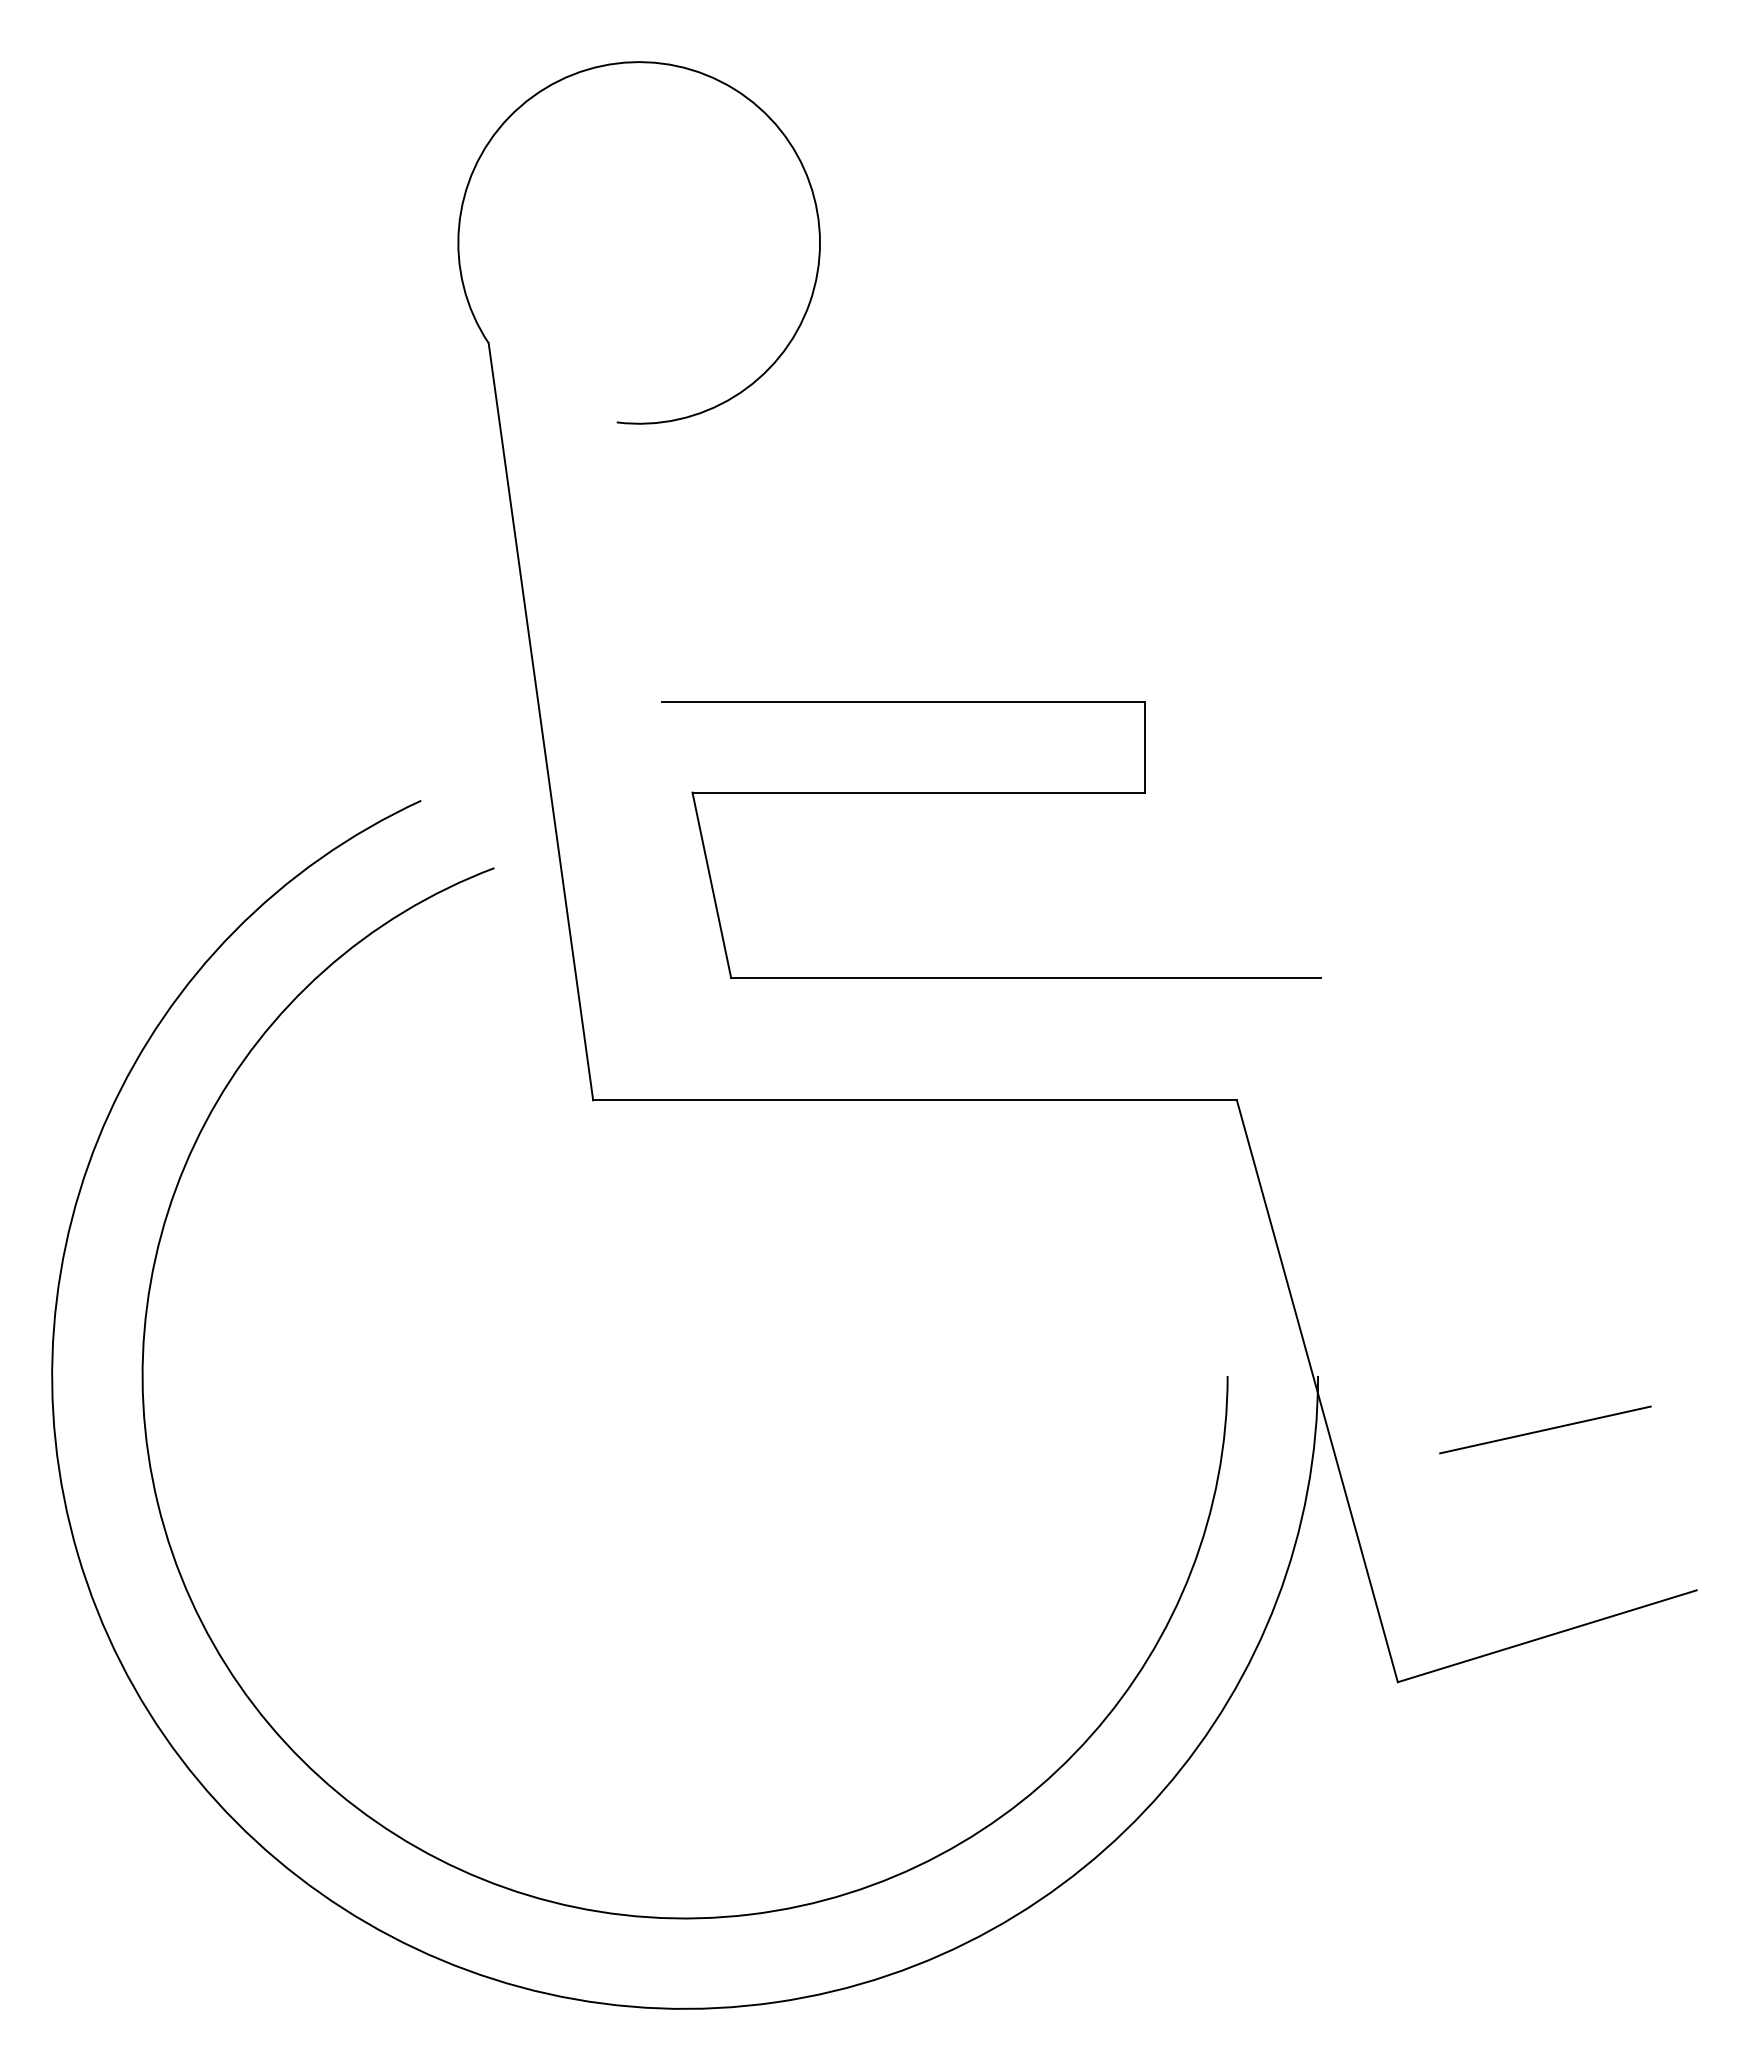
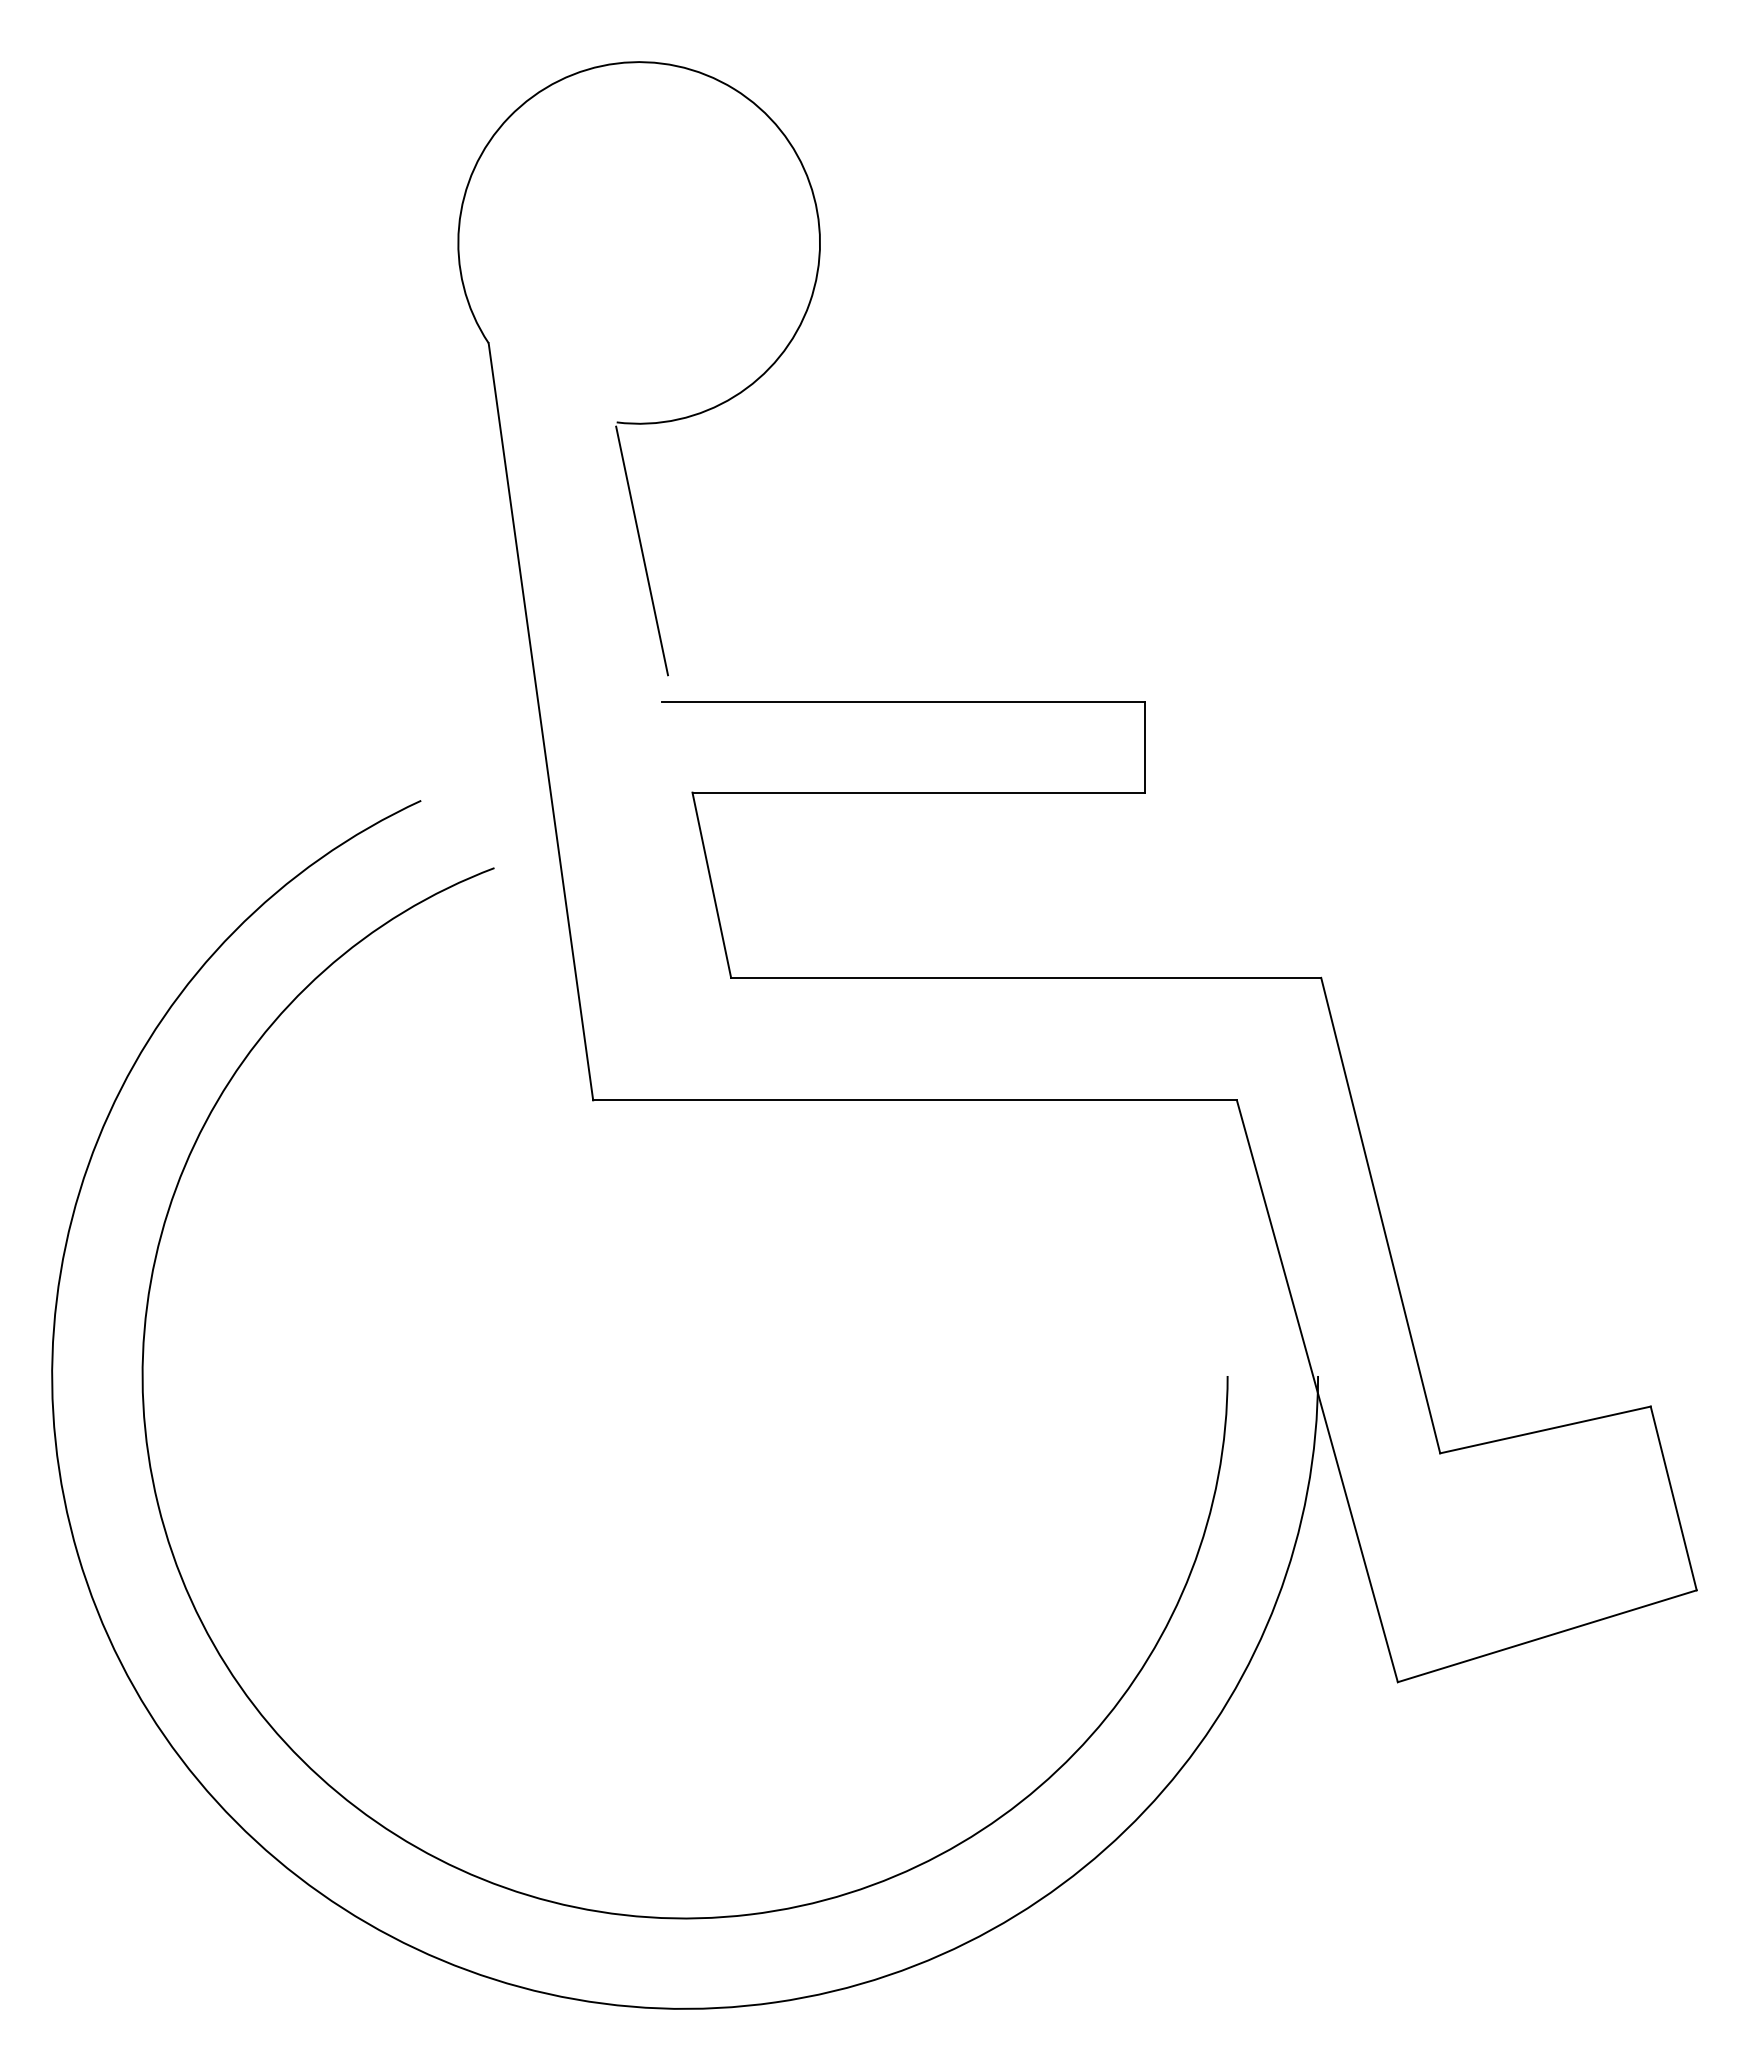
line: none -> present (642, 550)
line: none -> present (1380, 1215)
line: none -> present (1673, 1498)
